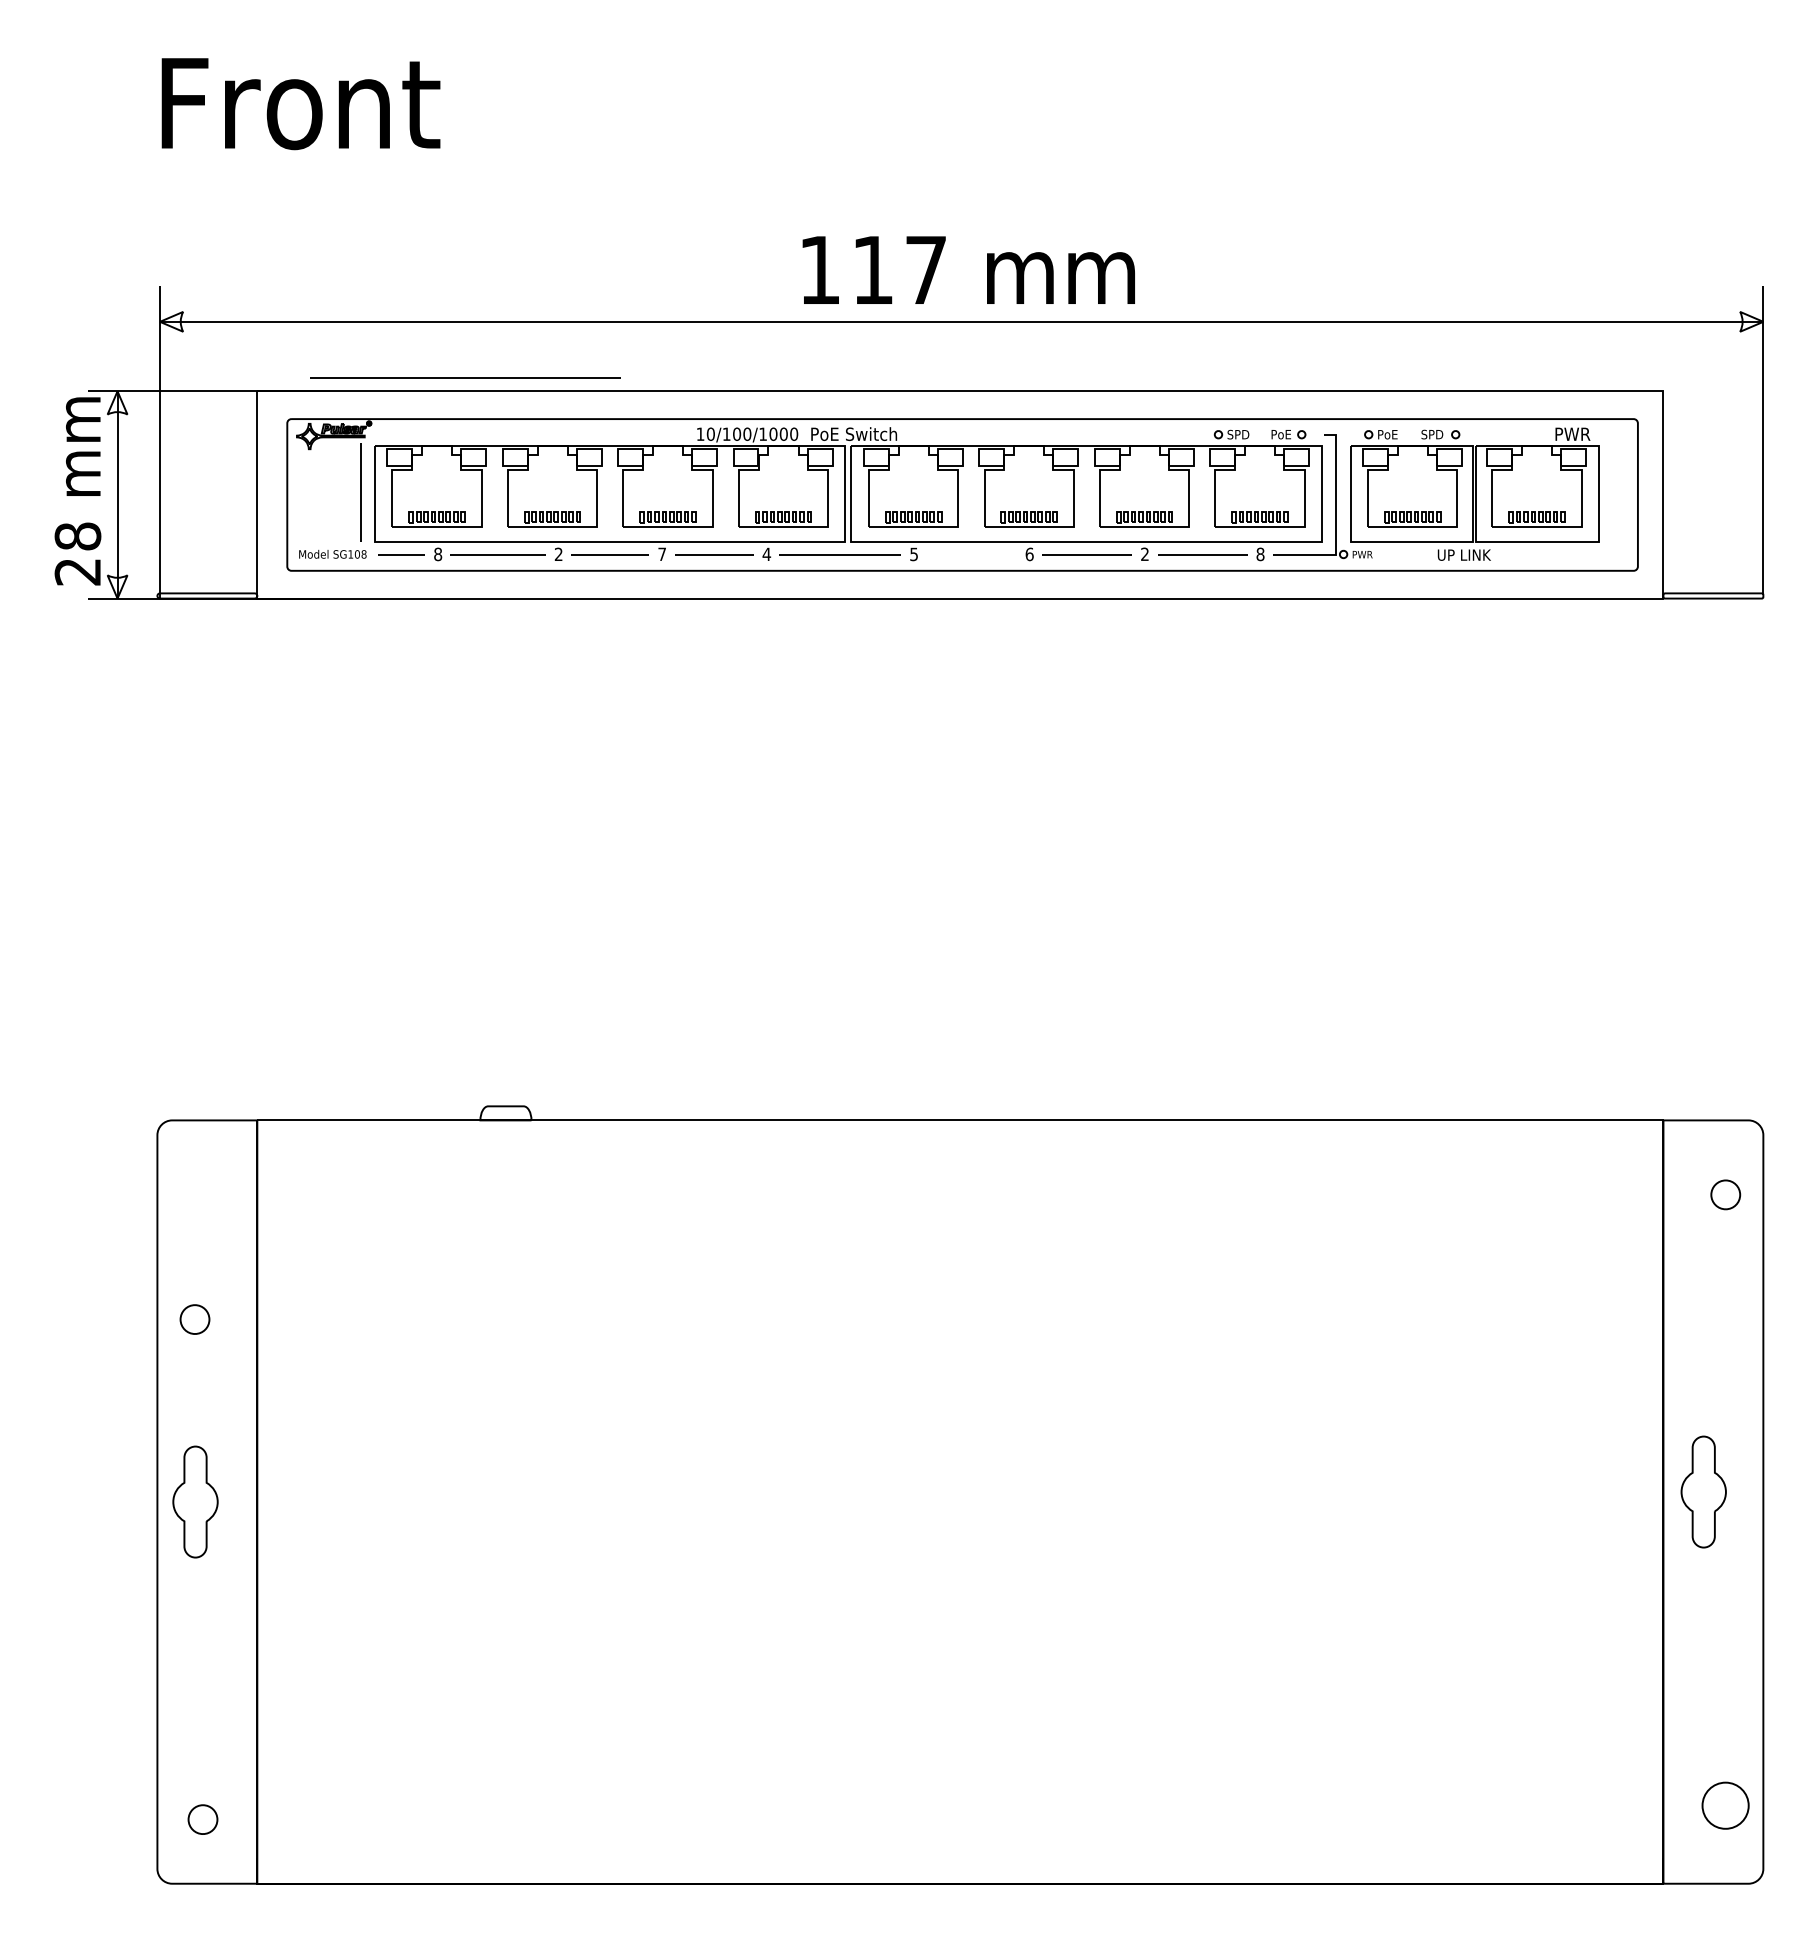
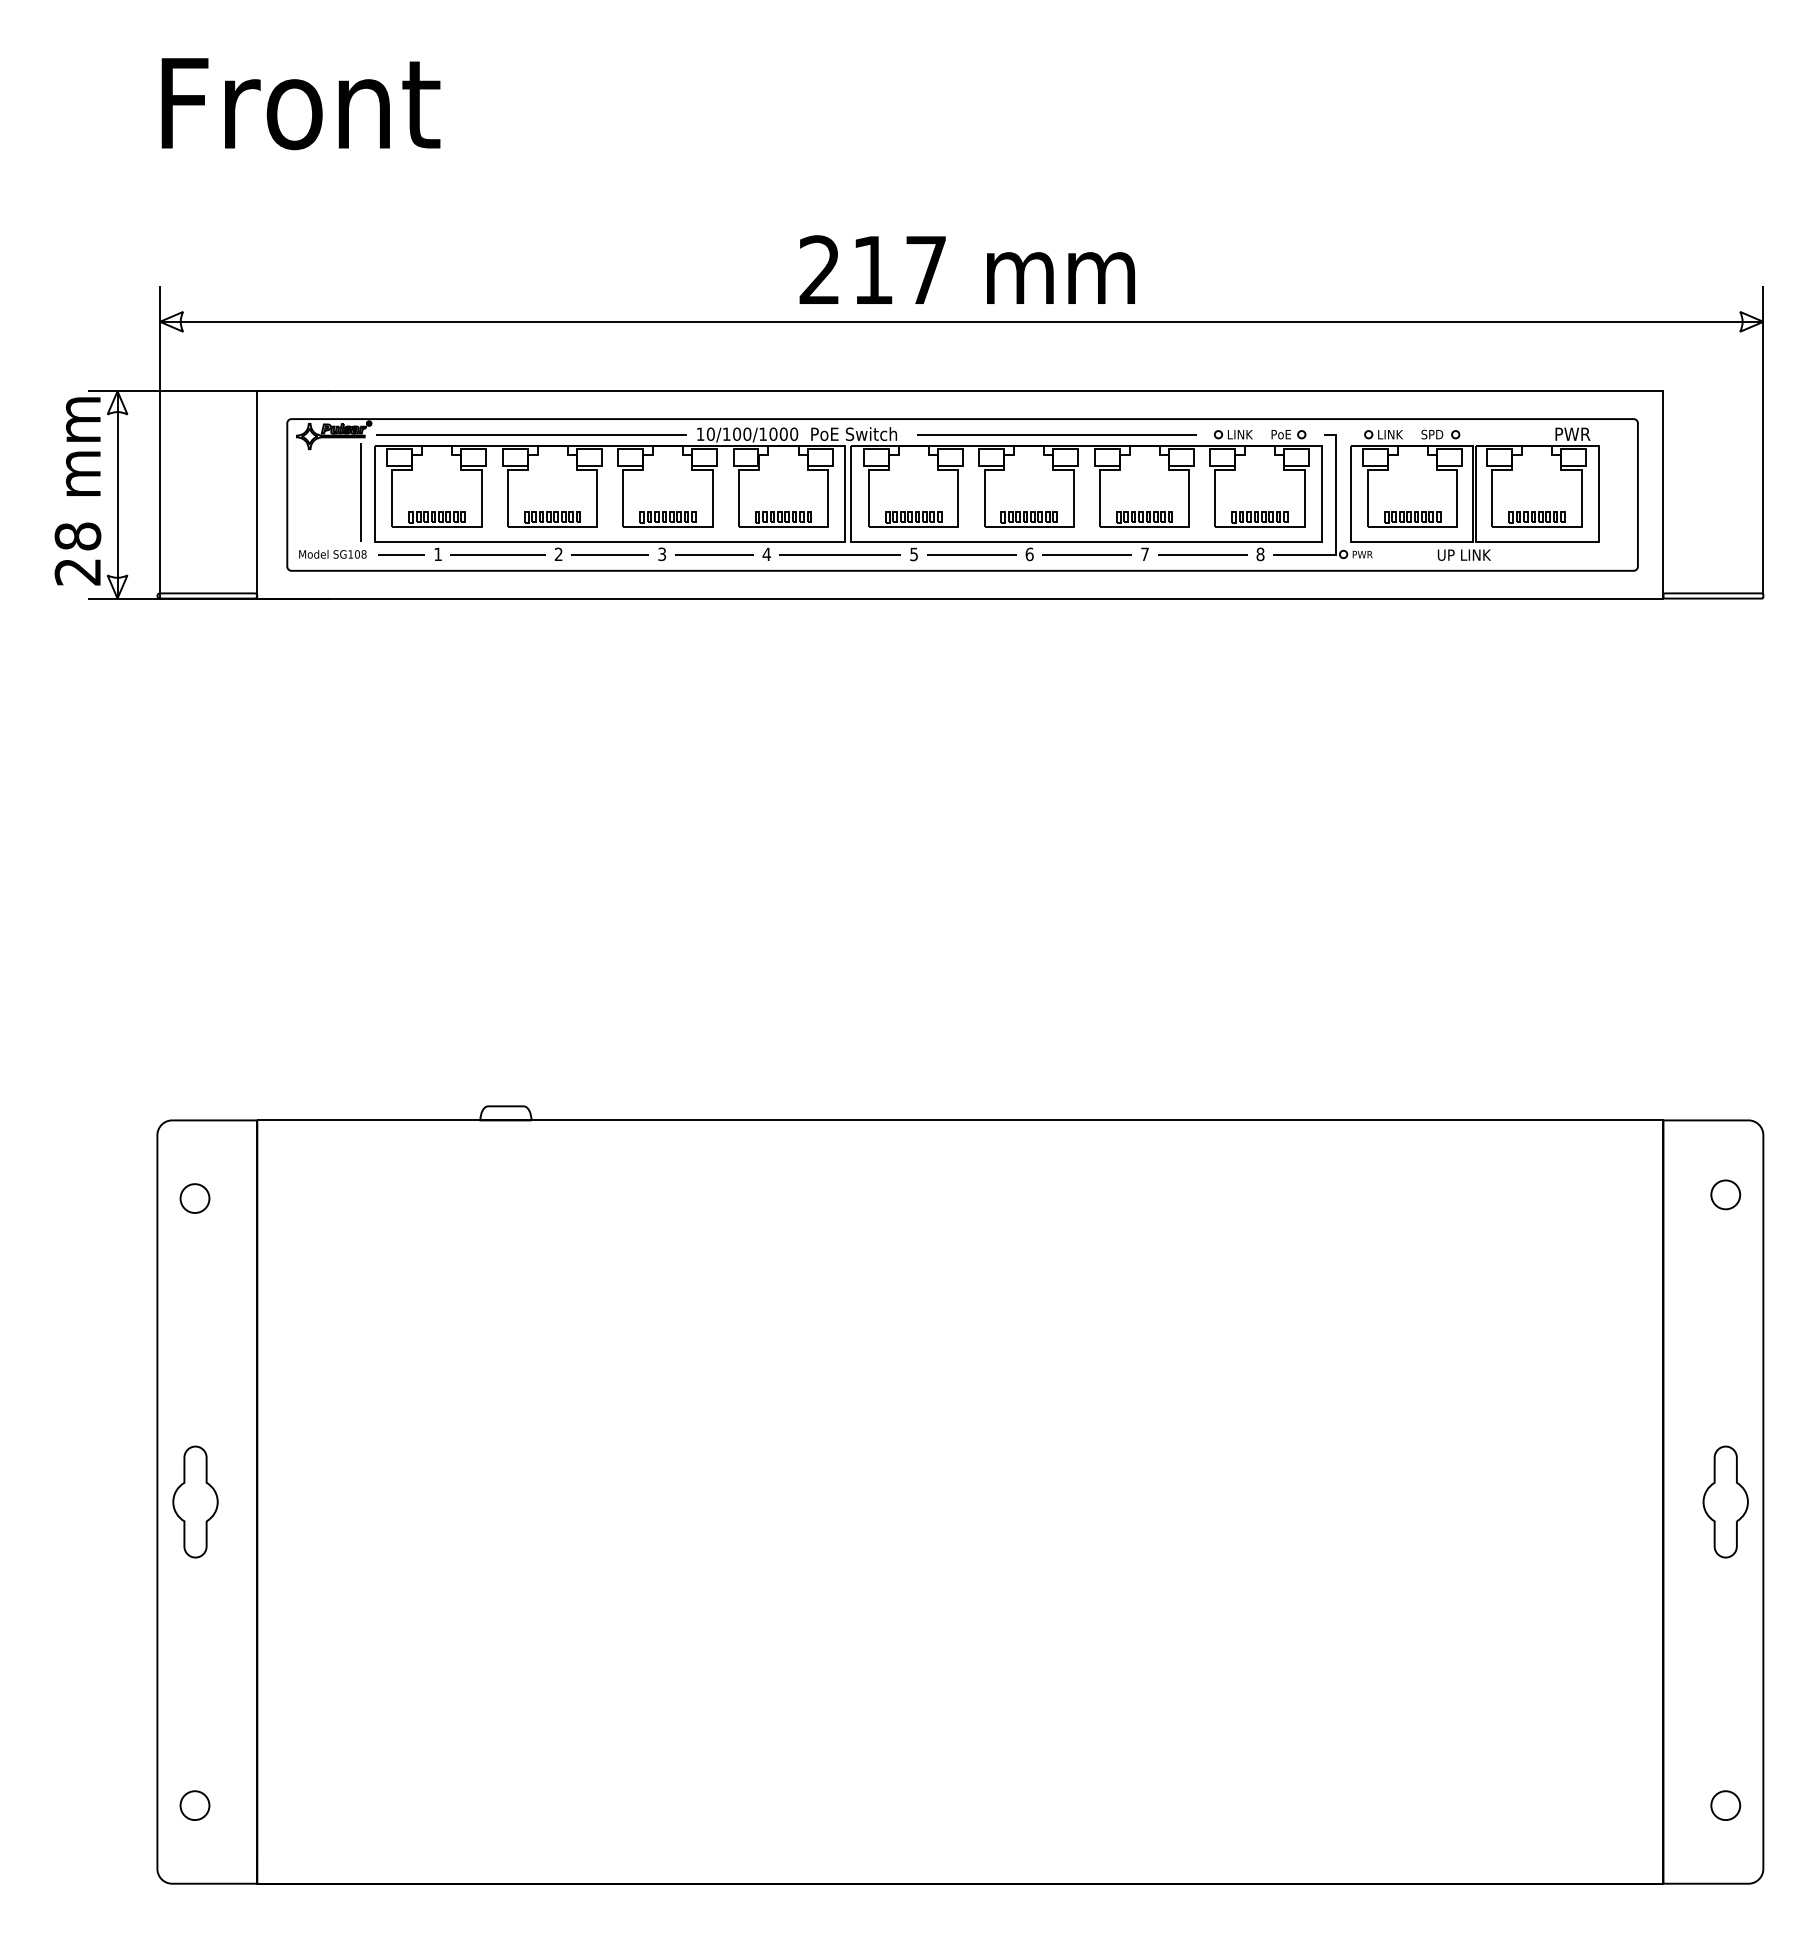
text: 117 -> 217 (818, 269)
line position: (465, 377) -> (531, 434) (531, 434)
line: none -> present (1056, 434)
text: SPD -> LINK (1239, 434)
text: PoE -> LINK (1390, 434)
text: 2 -> 7 (1144, 553)
text: 8 -> 1 (438, 554)
text: 7 -> 3 (662, 554)
line: none -> present (971, 554)
part position: (194, 1319) -> (194, 1198) (194, 1198)
part position: (1703, 1491) -> (1725, 1501) (1725, 1501)
part size: 49x49 px -> 32x31 px (1725, 1805)
part position: (202, 1819) -> (194, 1805) (194, 1805)
